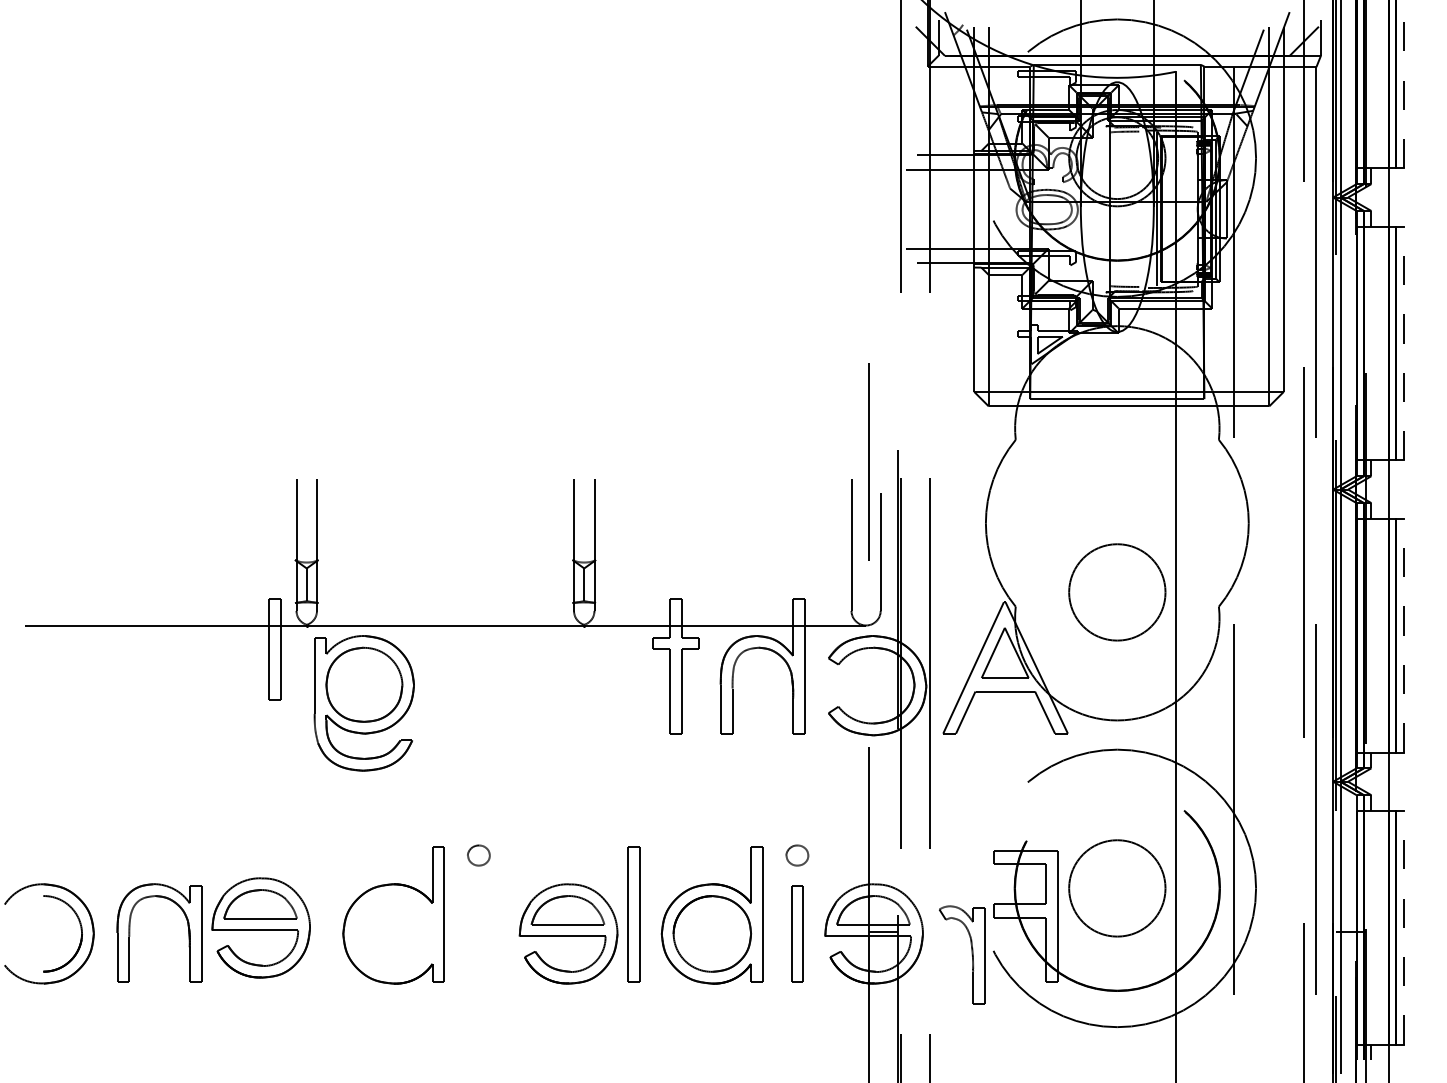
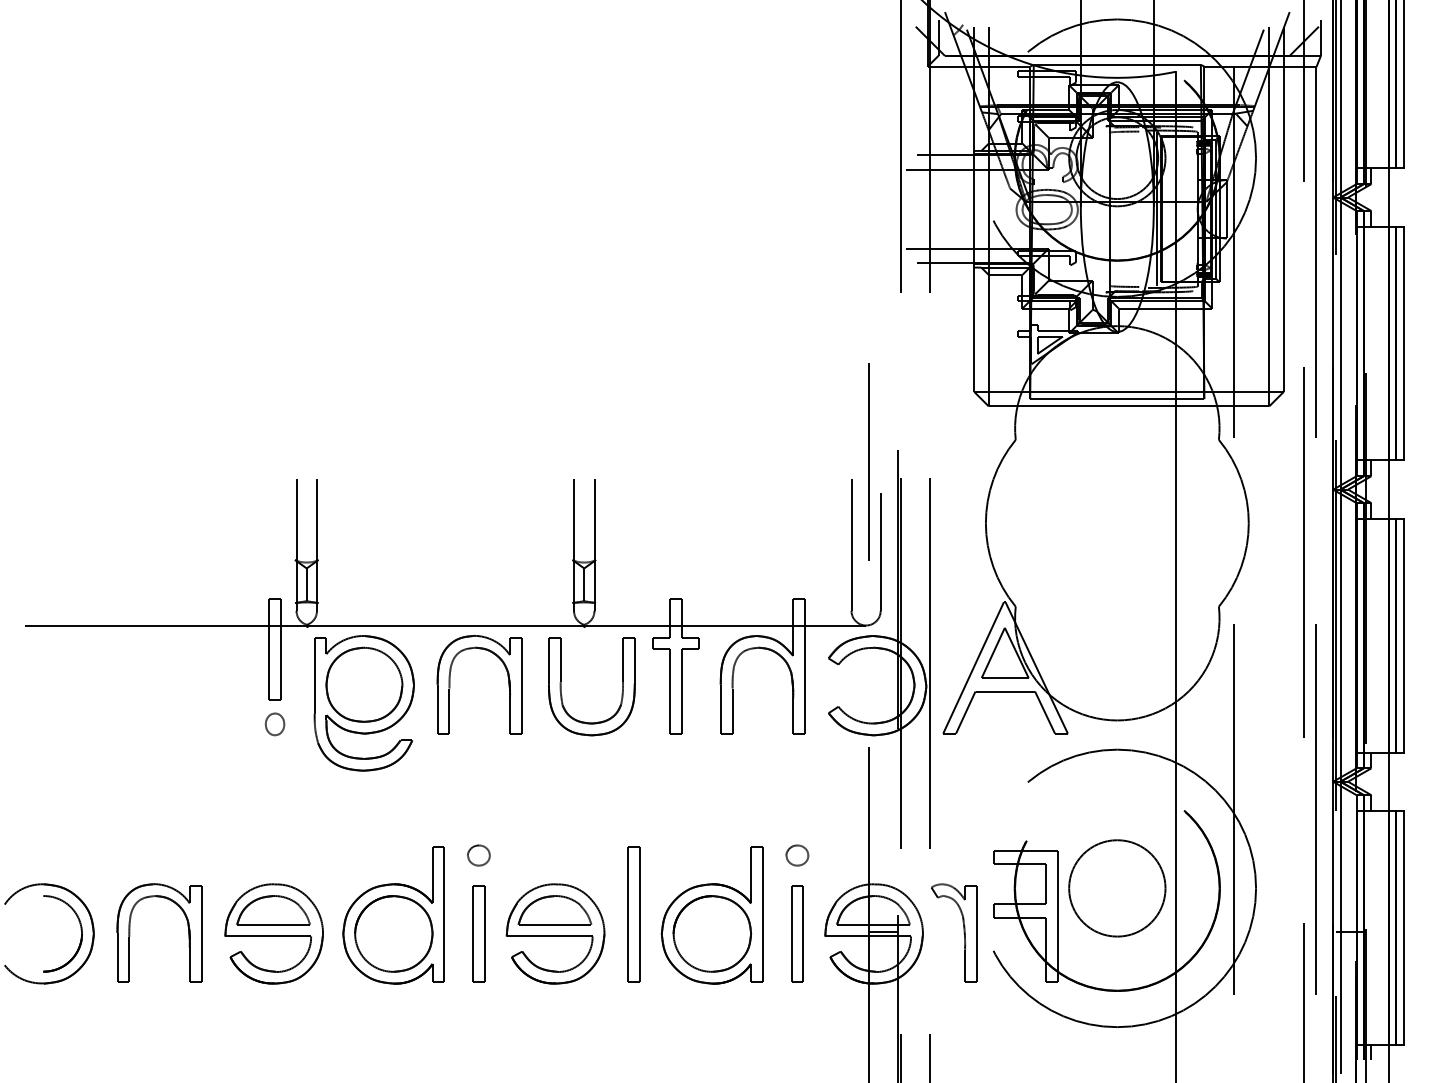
line: dashed -> solid (1403, 84)
line: dashed -> solid (1403, 343)
circle: present -> none (1117, 592)
line: dashed -> solid (1403, 635)
part: none -> present (450, 684)
part: none -> present (561, 686)
part: none -> present (274, 724)
part position: (260, 927) -> (273, 933) (273, 933)
line: dashed -> solid (1403, 927)
part: none -> present (393, 933)
part: none -> present (478, 933)
part position: (568, 933) -> (555, 933) (555, 933)
part position: (971, 954) -> (963, 932) (963, 932)
